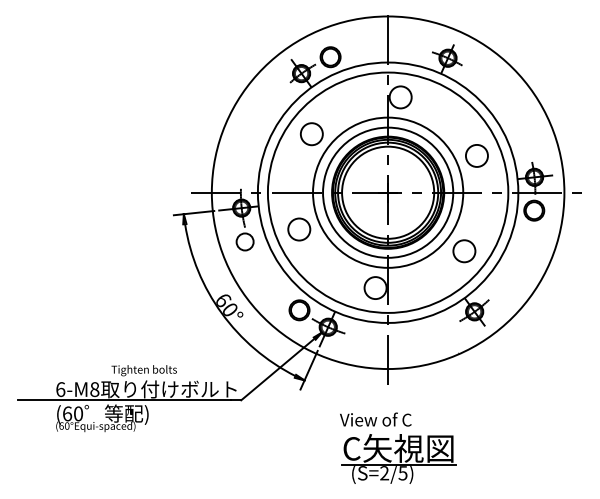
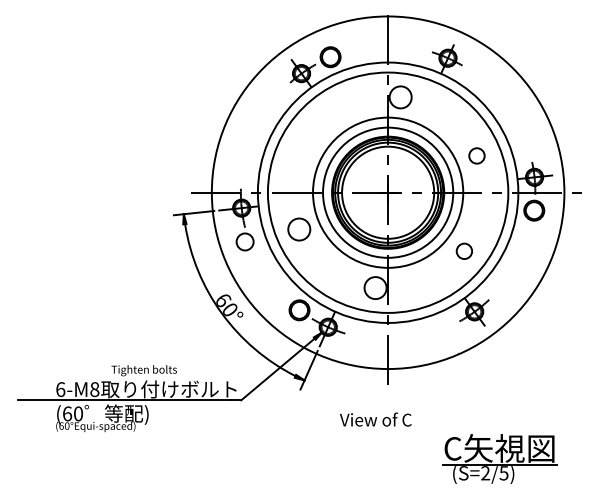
circle: present -> none (311, 134)
circle size: 24x24 px -> 18x18 px (476, 155)
circle size: 25x25 px -> 18x18 px (463, 250)
part position: (398, 458) -> (499, 458) (499, 458)
